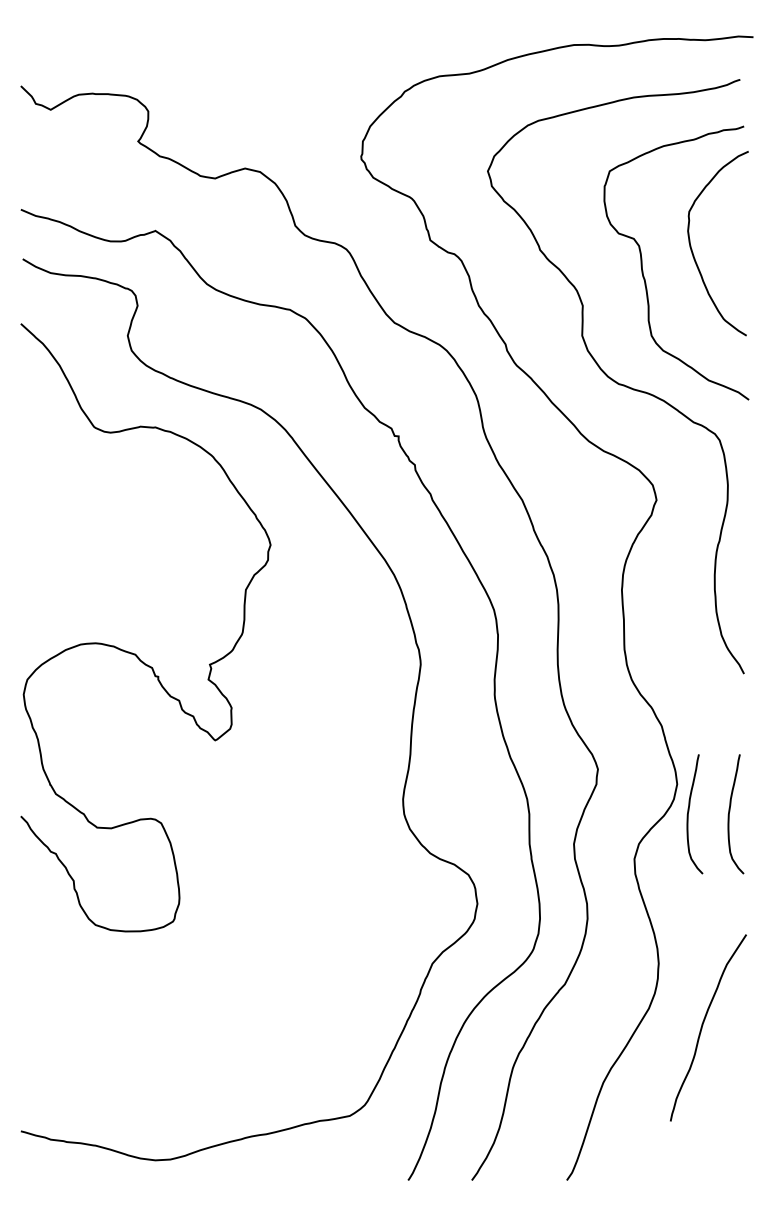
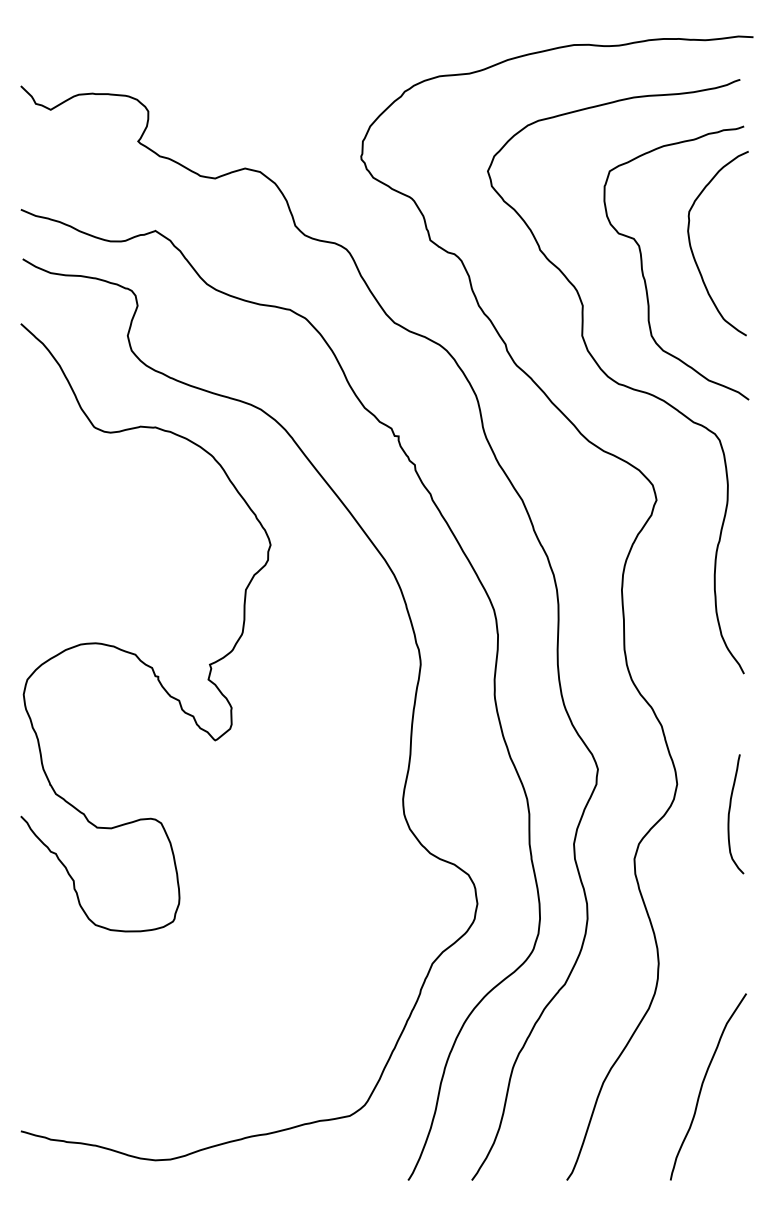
curve: present -> none (689, 811)
curve position: (703, 1025) -> (703, 1084) (703, 1084)
